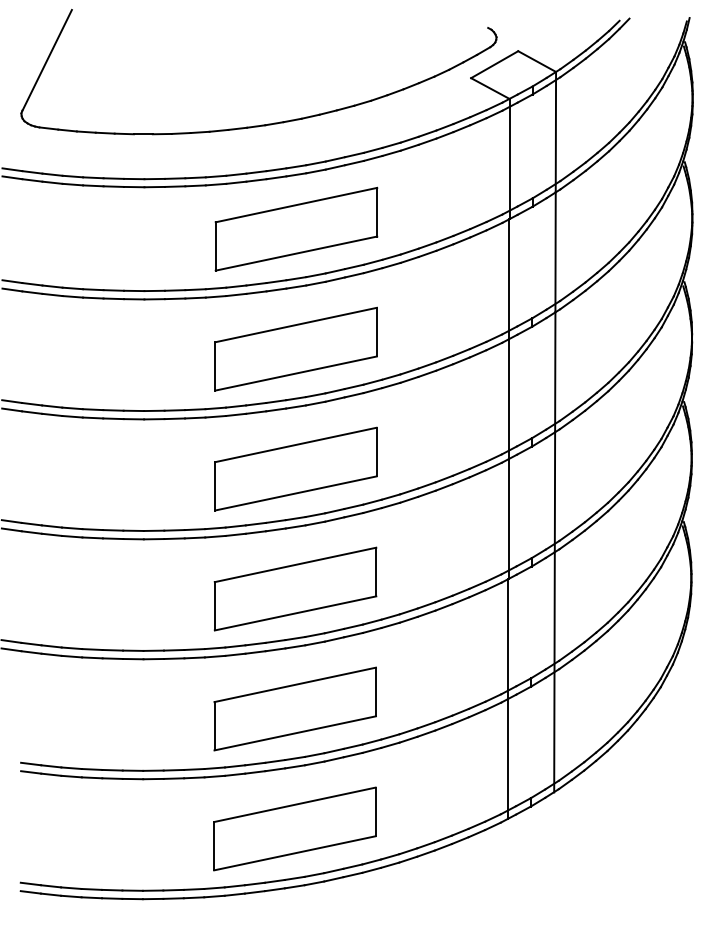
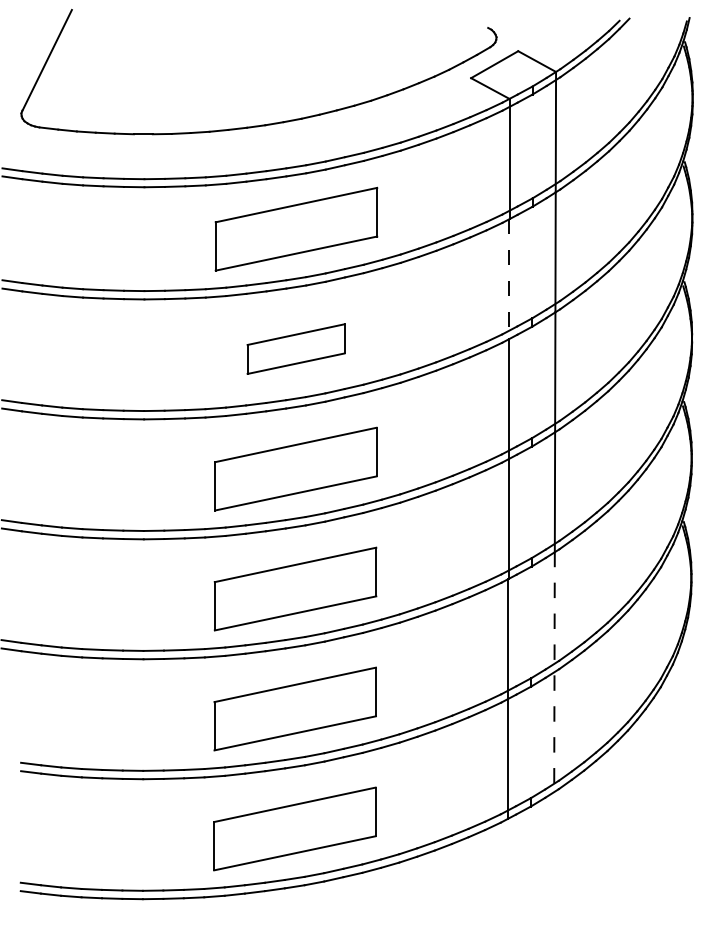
line: solid -> dashed (509, 279)
part size: 164x86 px -> 100x52 px (295, 348)
line: solid -> dashed (554, 672)
